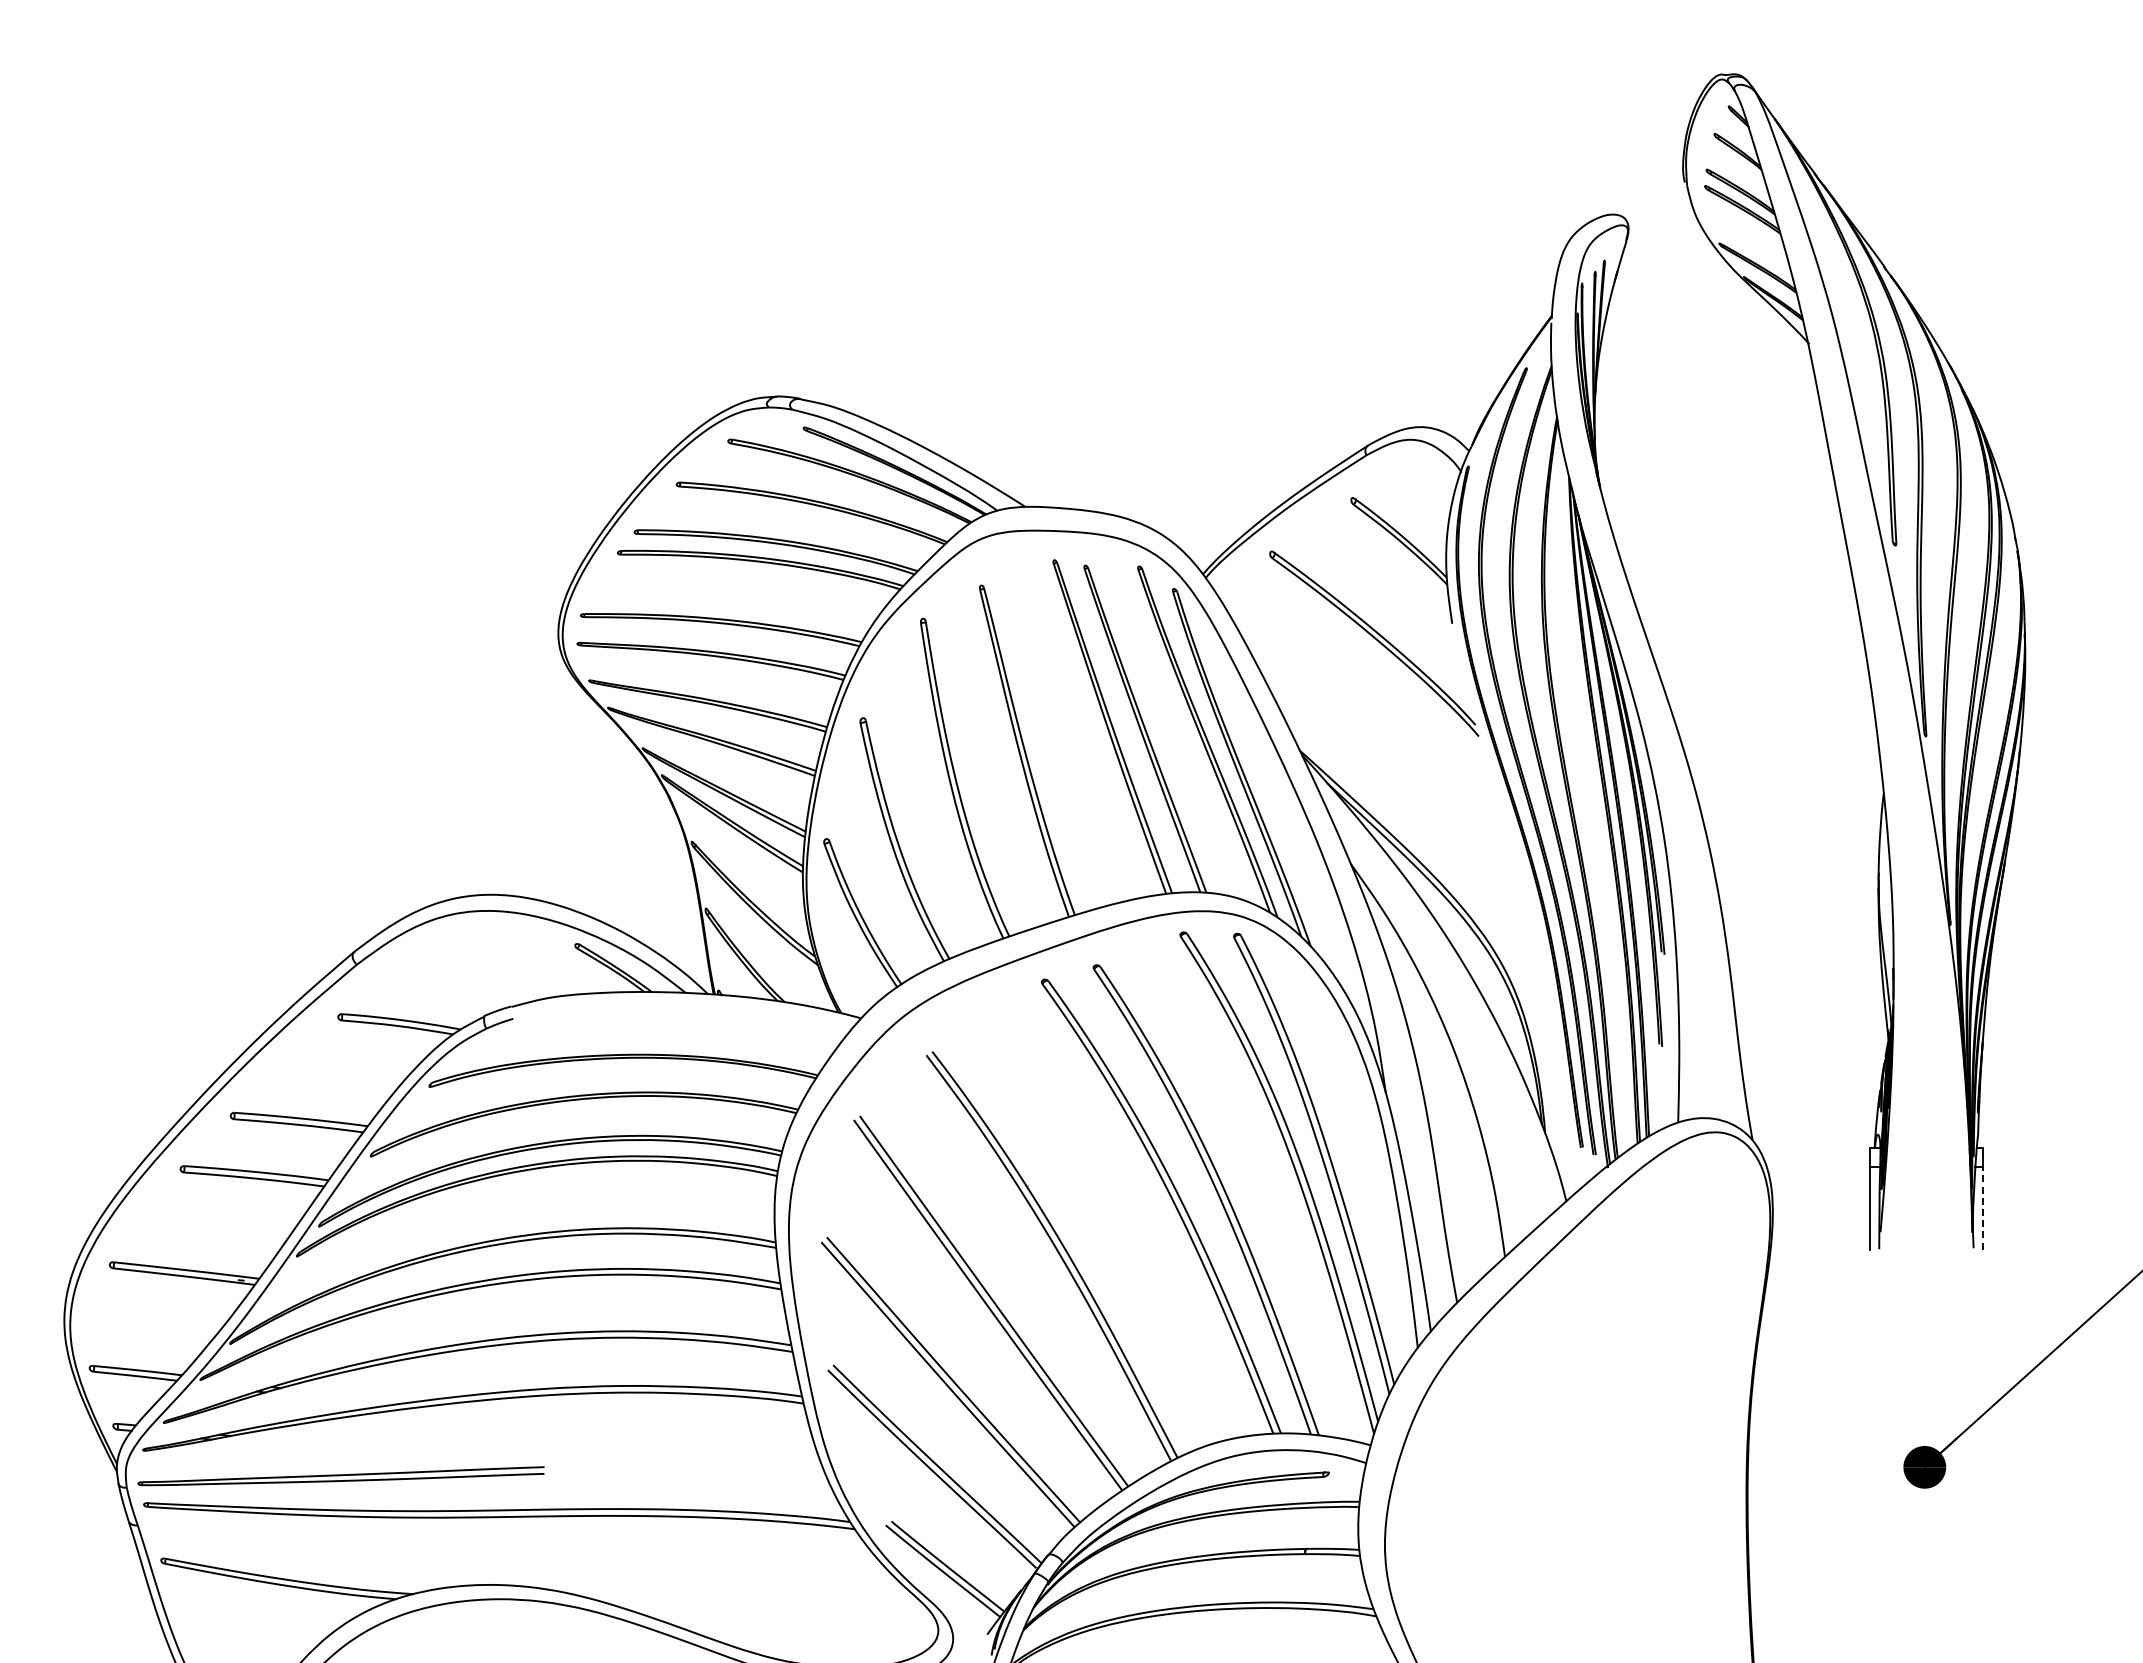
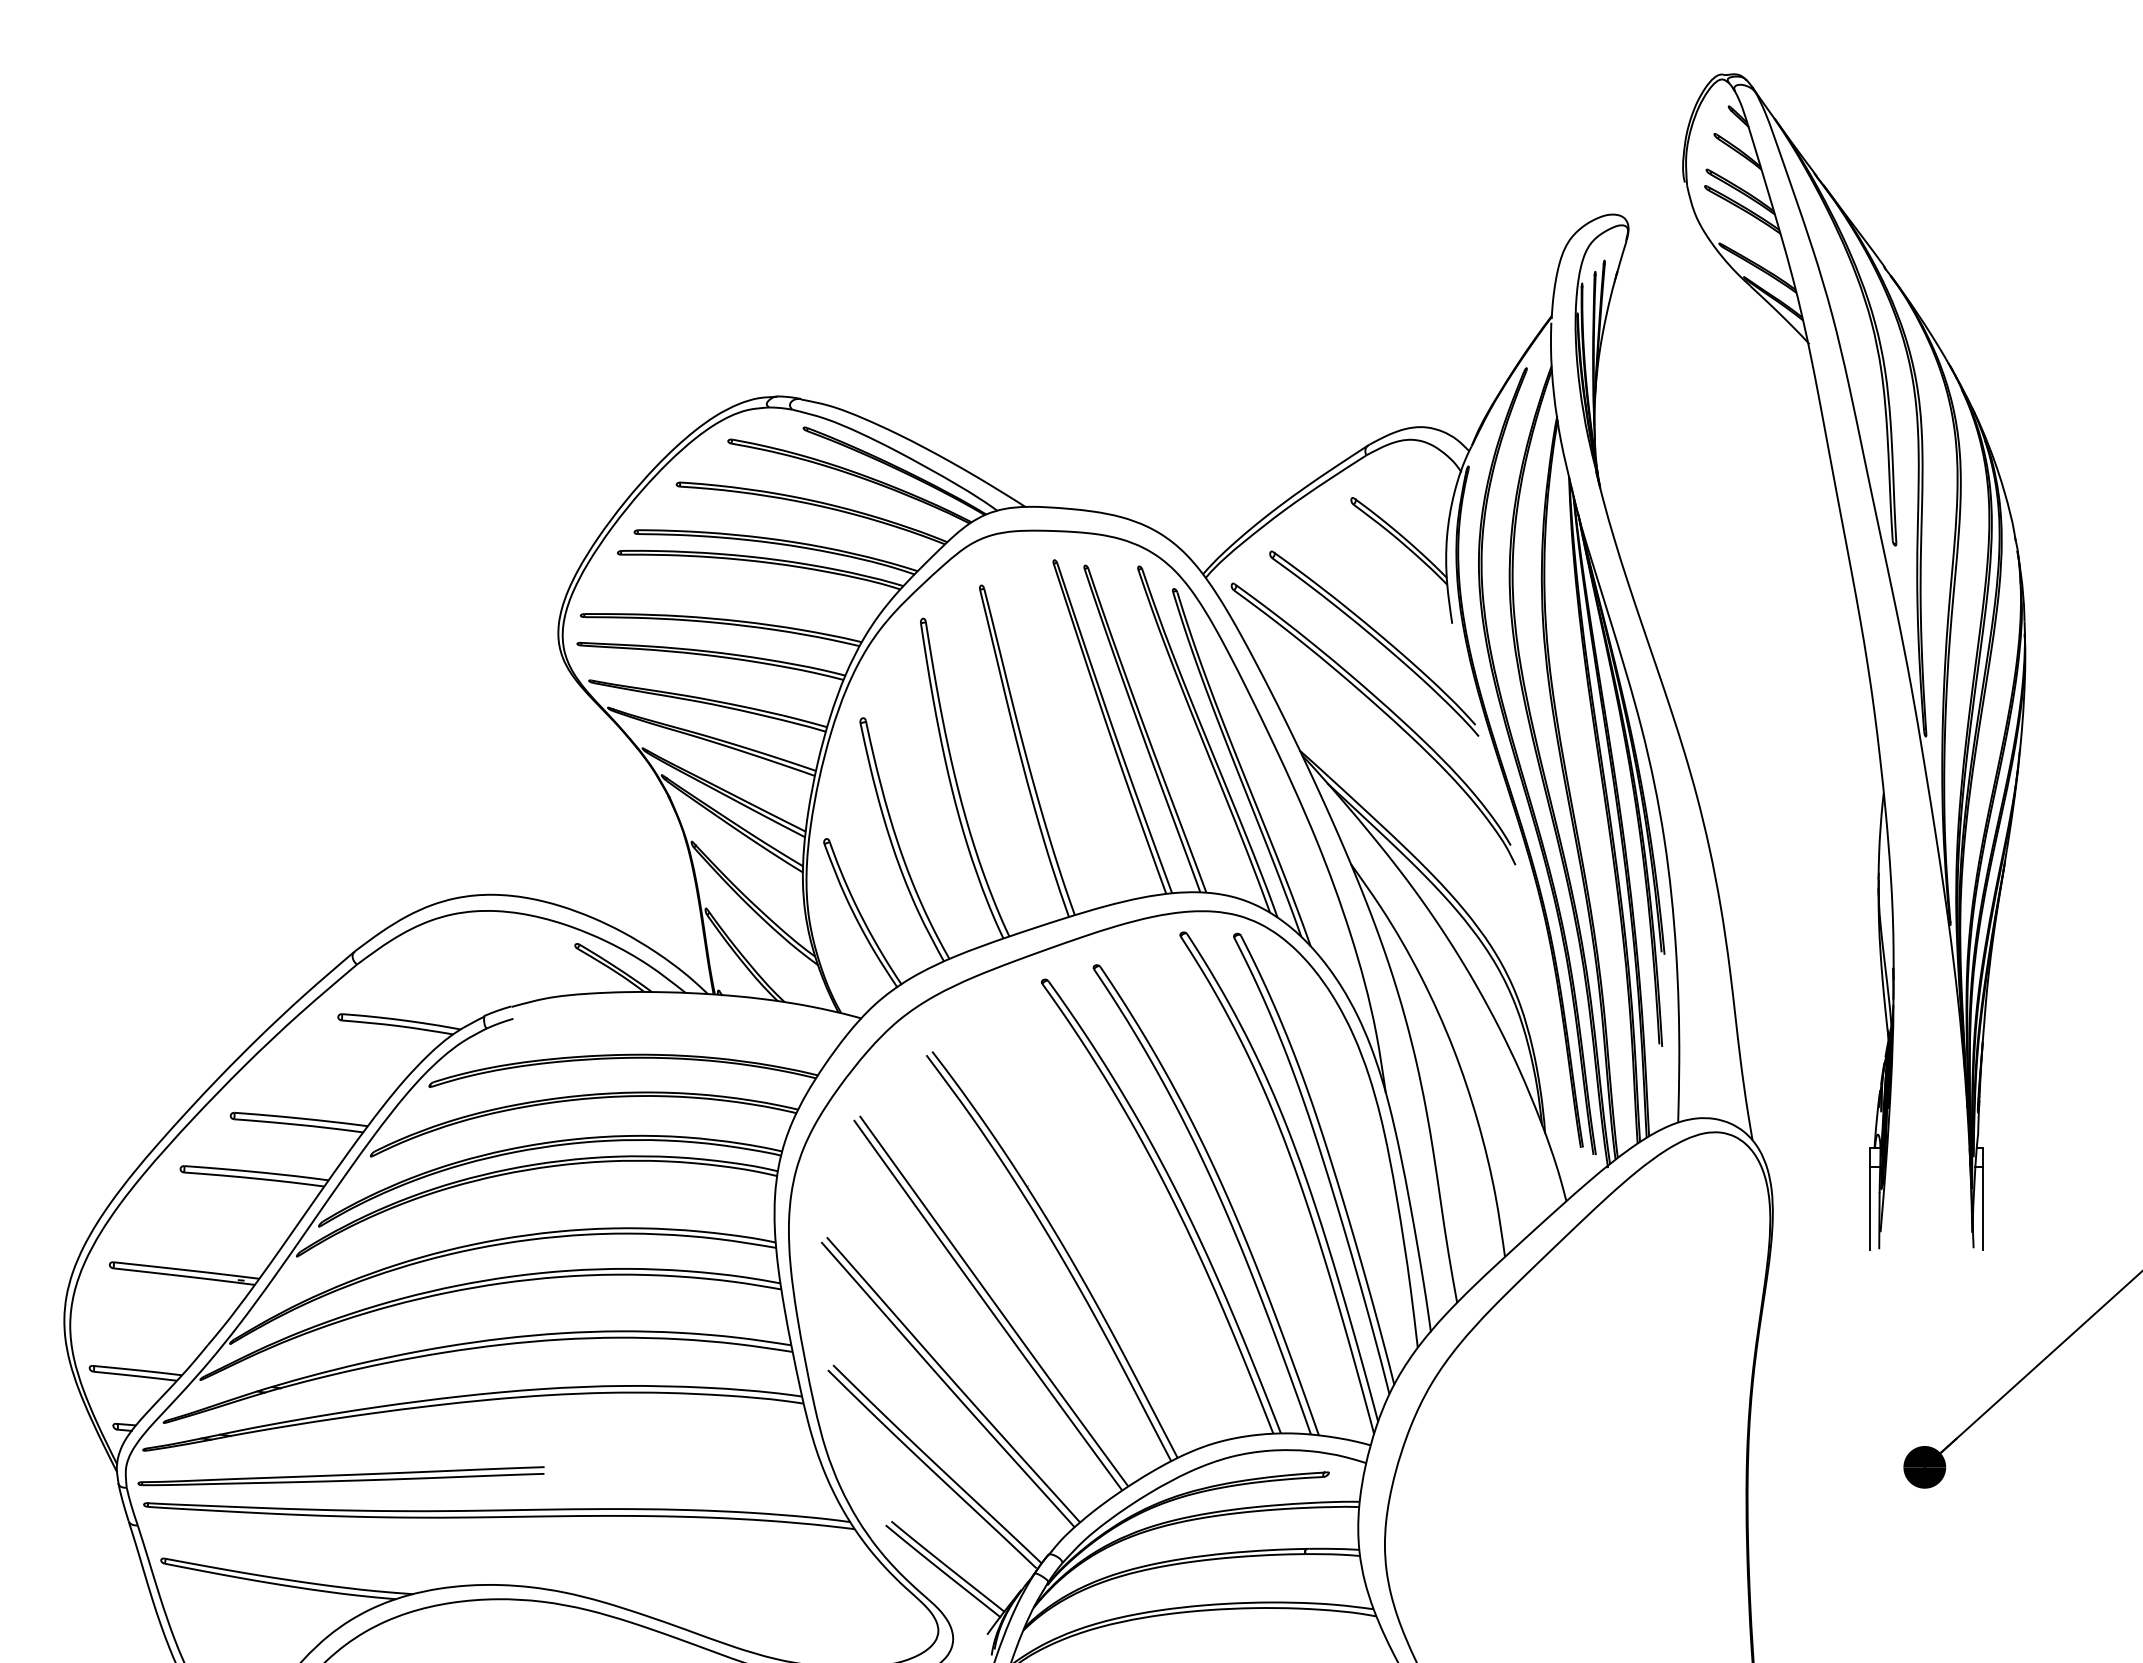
part: none -> present (1381, 711)
line: dashed -> solid (1983, 1207)
